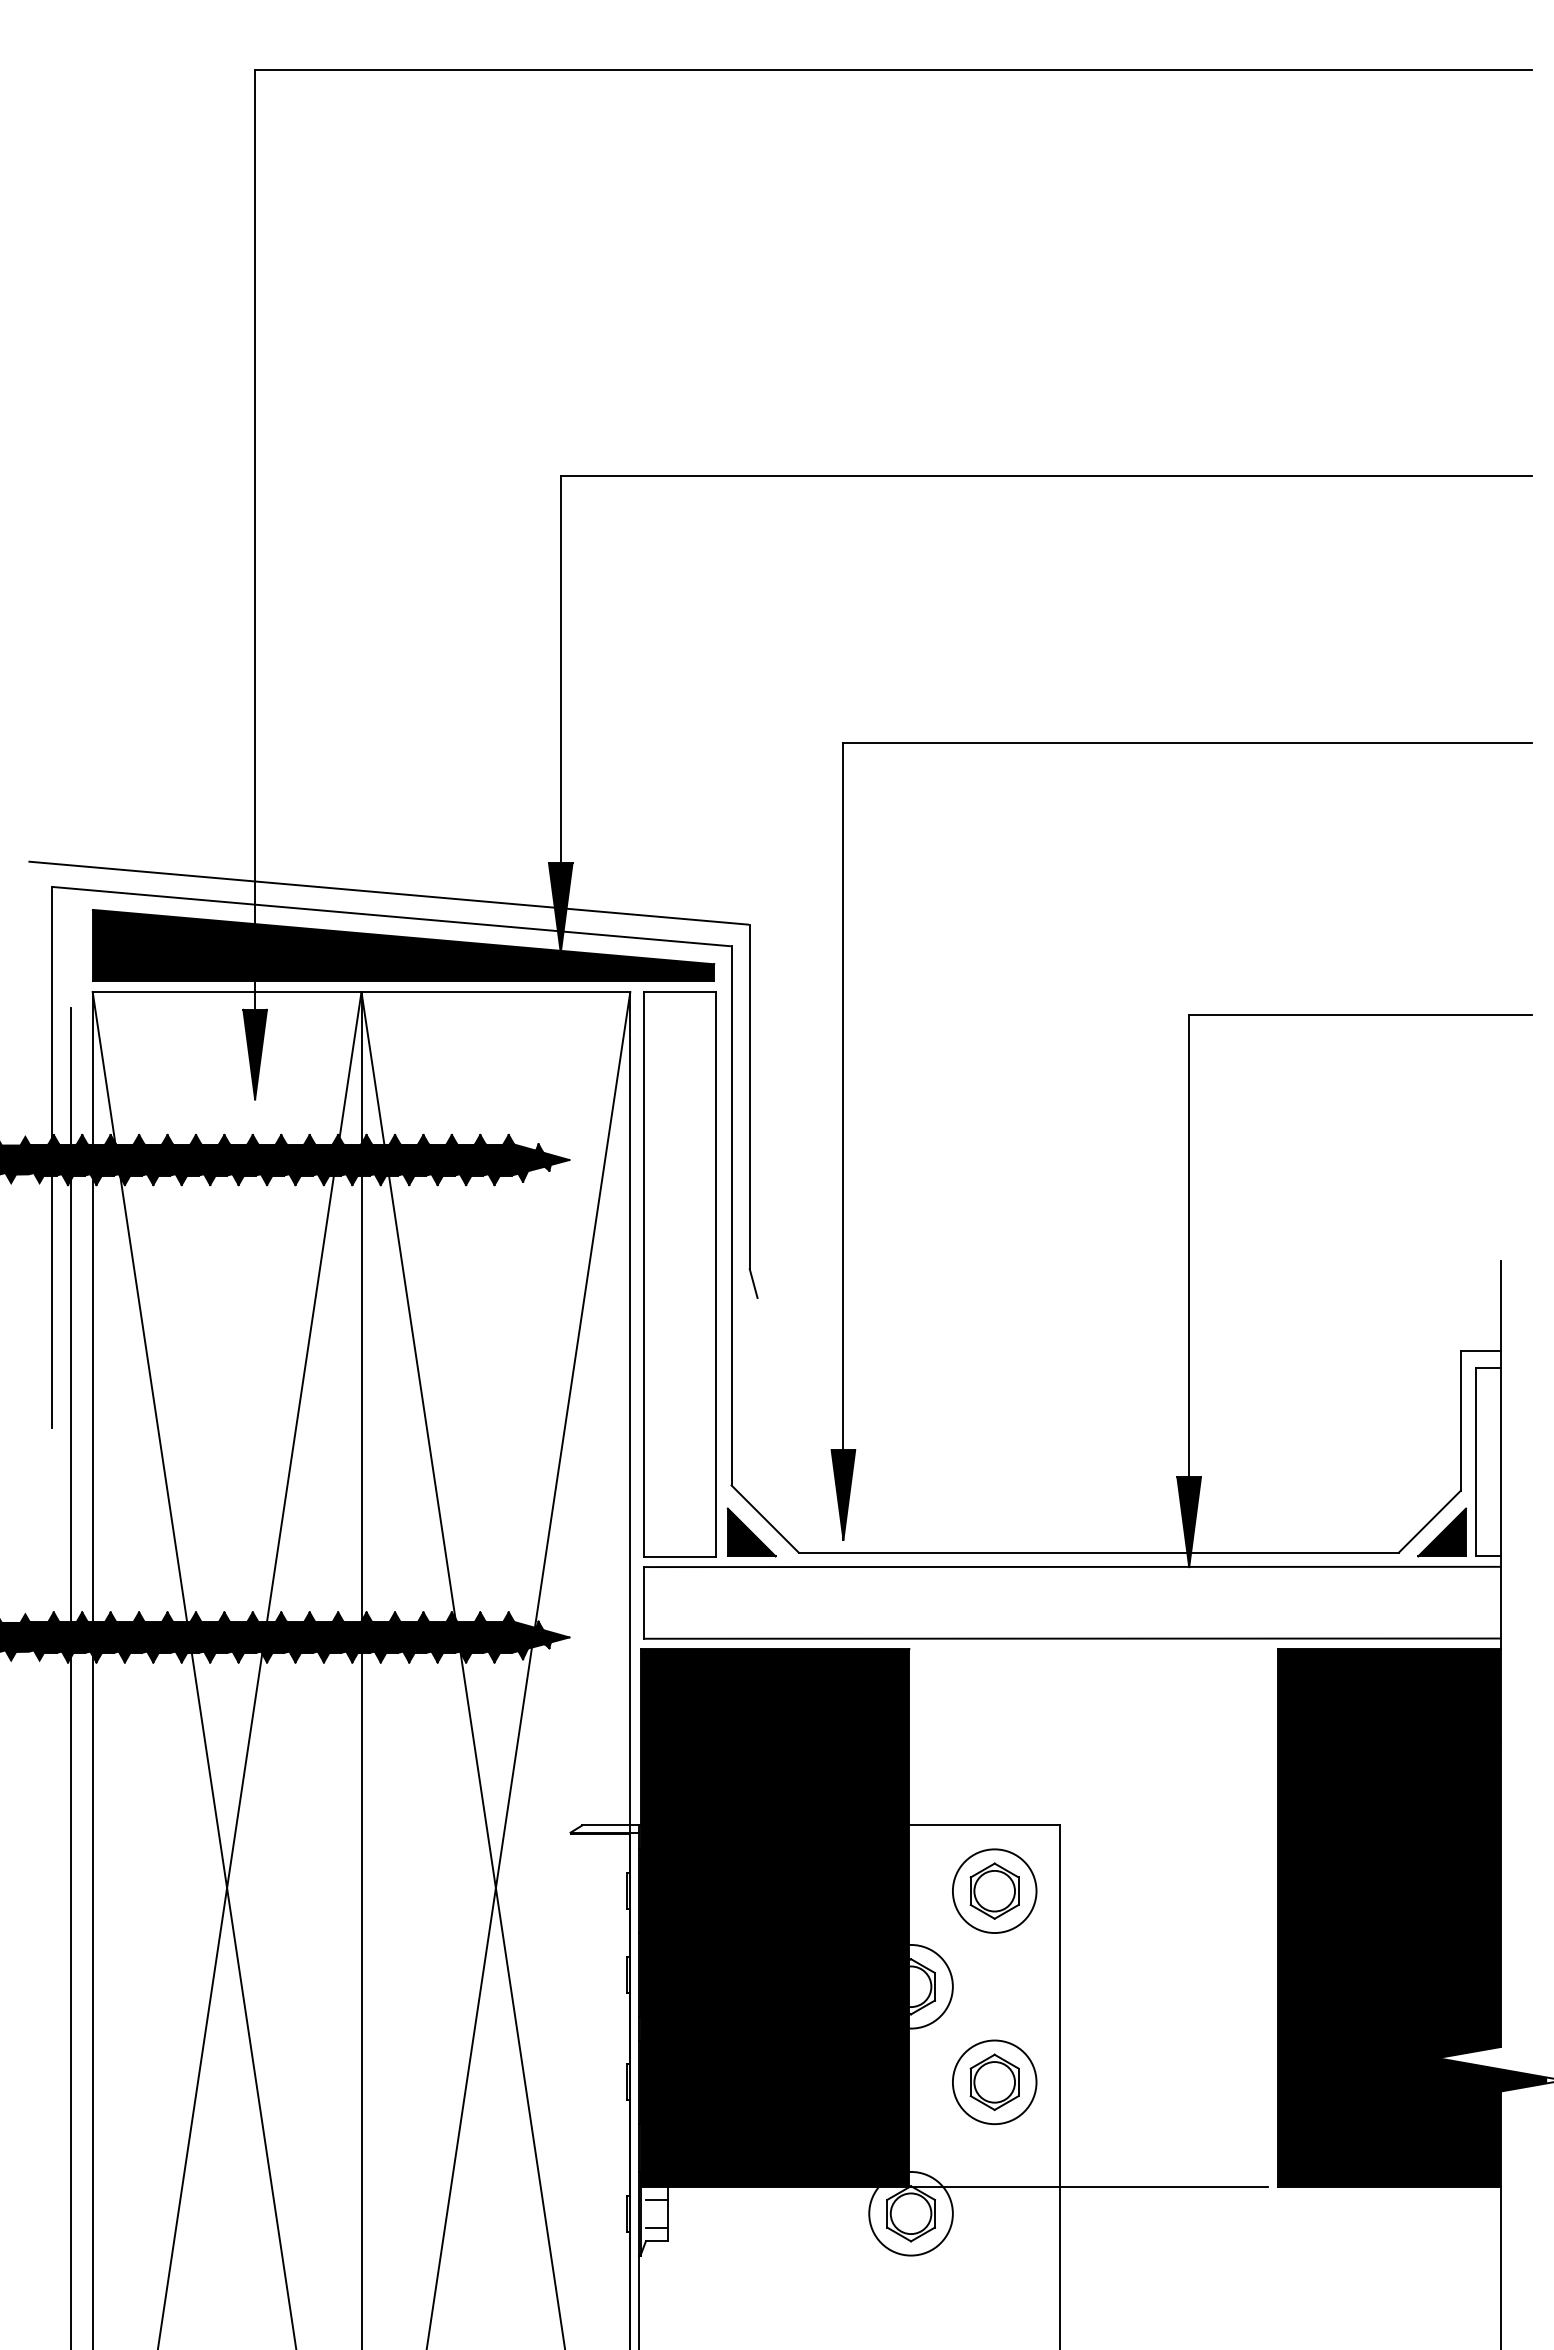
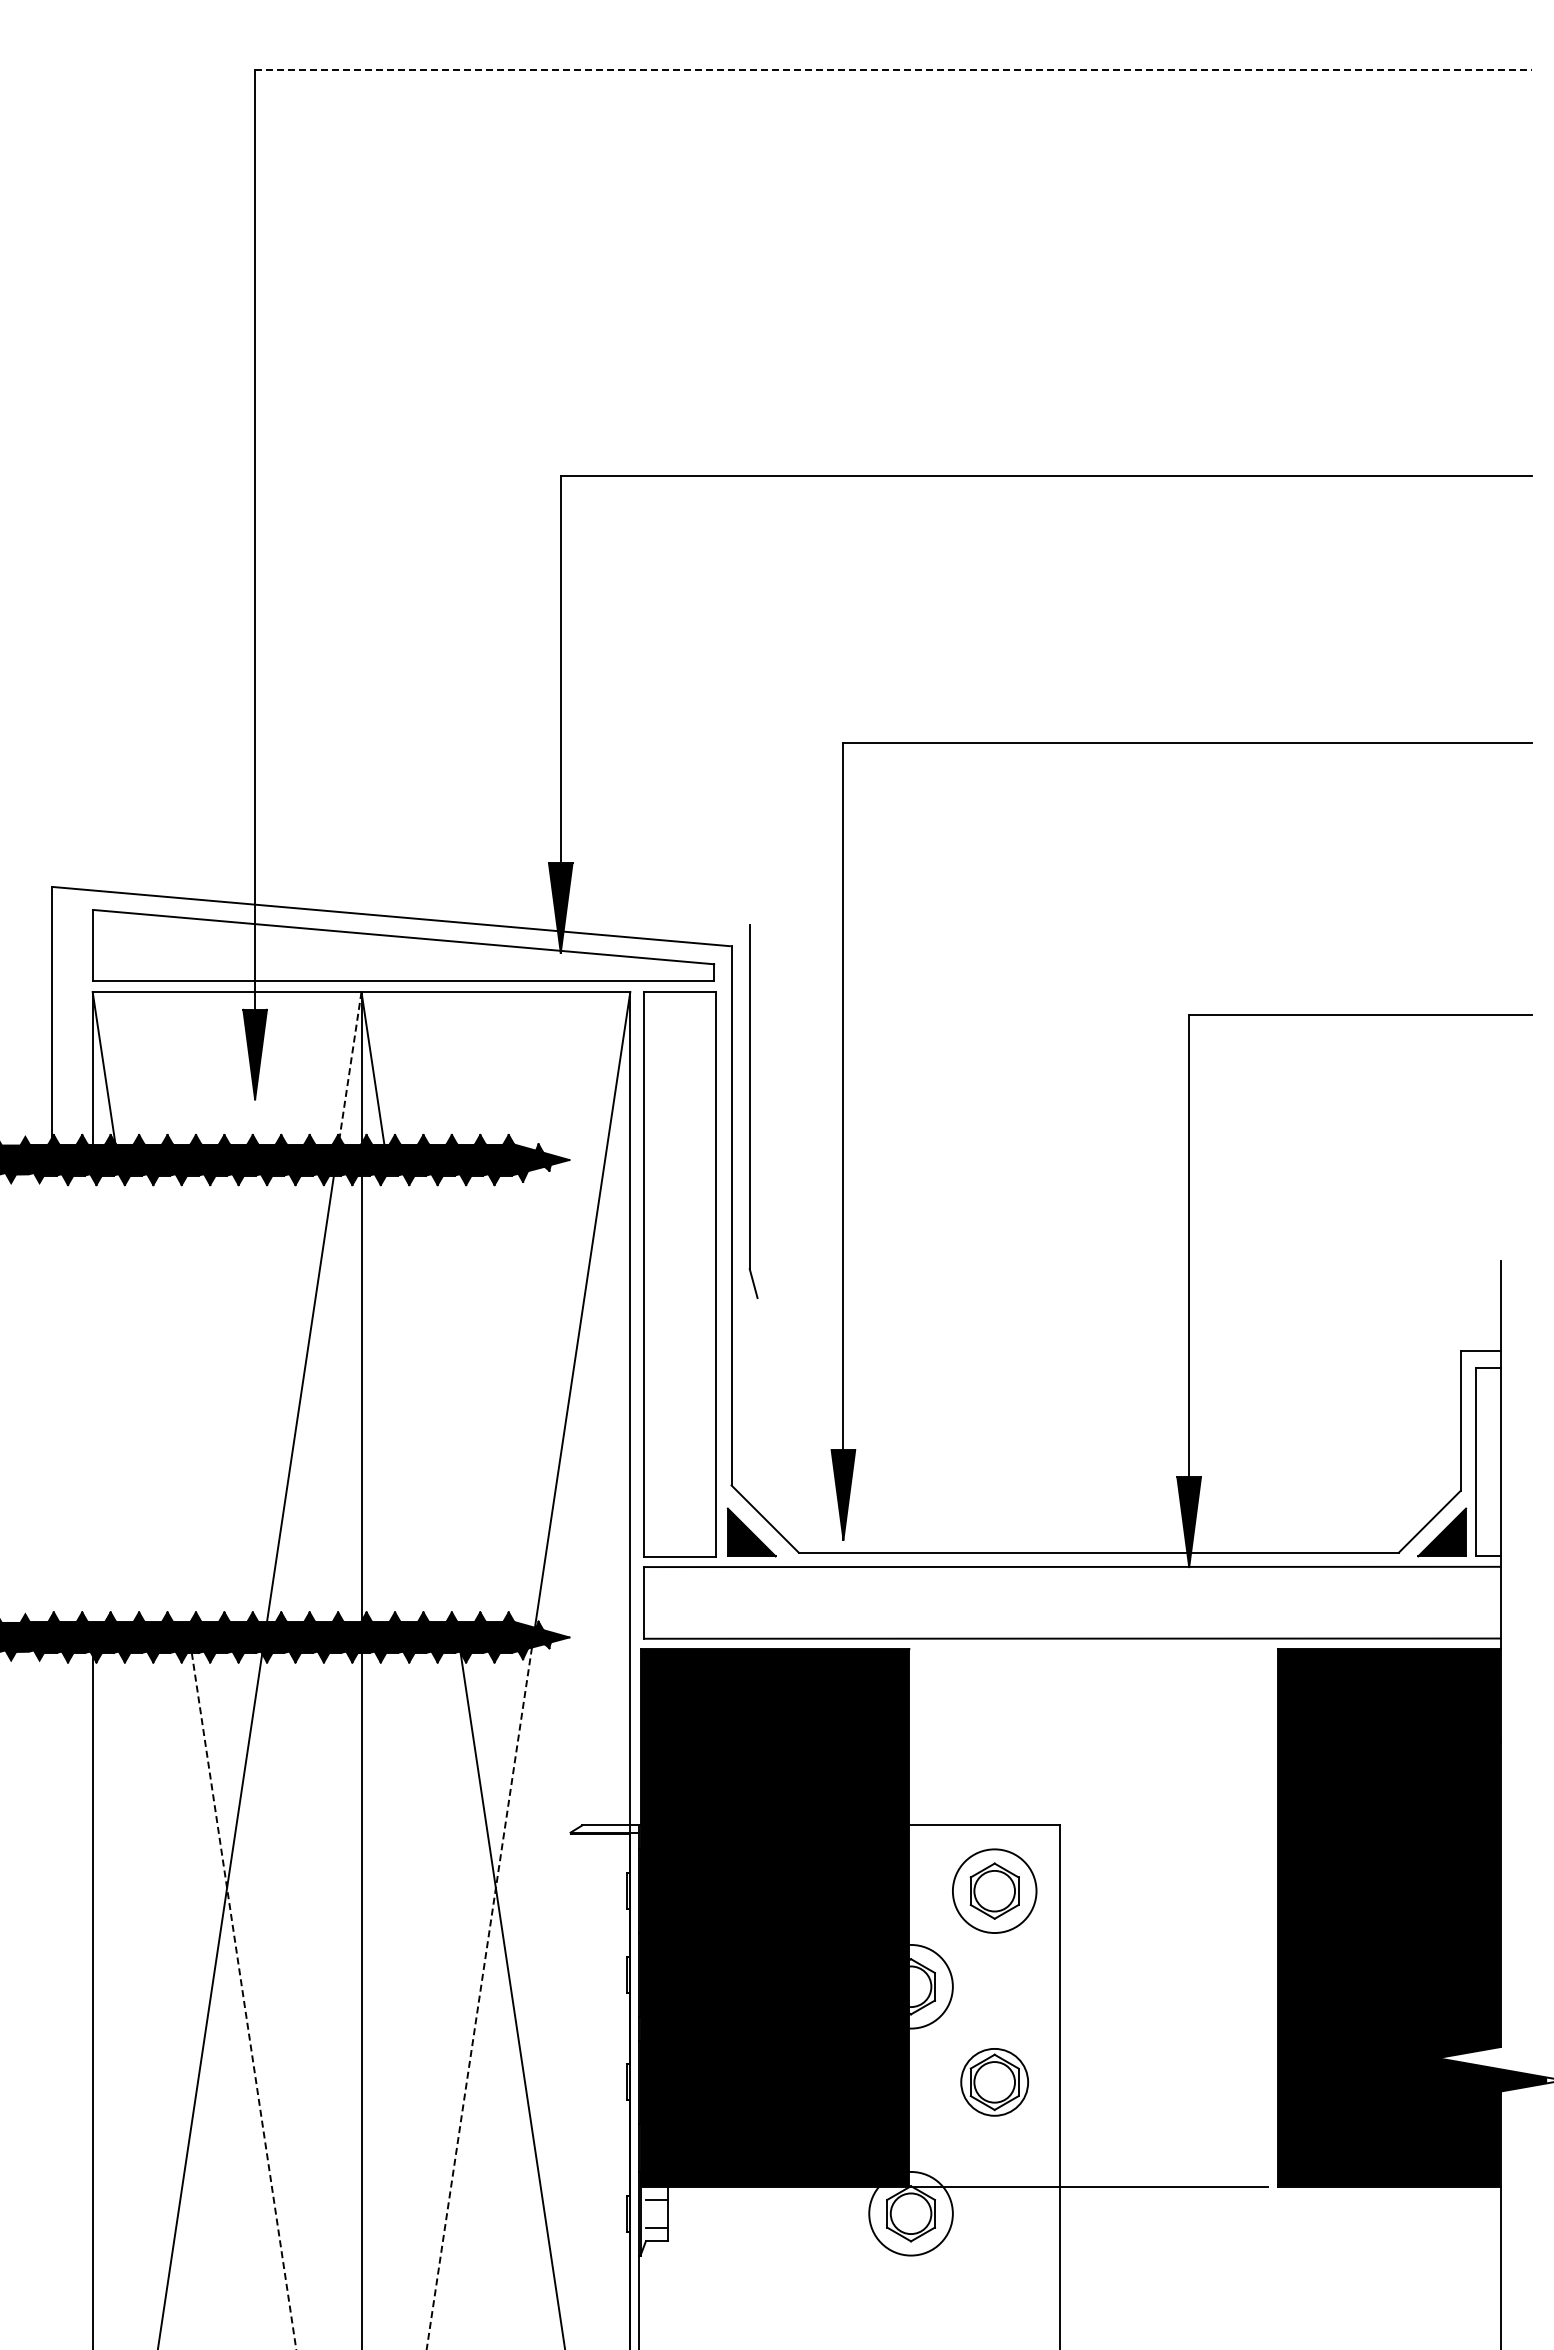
line: solid -> dashed (894, 70)
line: present -> none (388, 892)
fill: present -> none (403, 944)
line: solid -> dashed (350, 1064)
line: present -> none (70, 1076)
line: present -> none (52, 1301)
line: present -> none (421, 1396)
line: present -> none (92, 1399)
line: present -> none (153, 1399)
line: present -> none (70, 1400)
line: solid -> dashed (479, 1998)
line: solid -> dashed (244, 2000)
line: present -> none (70, 2001)
circle diameter: 84 px -> 67 px (994, 2081)
